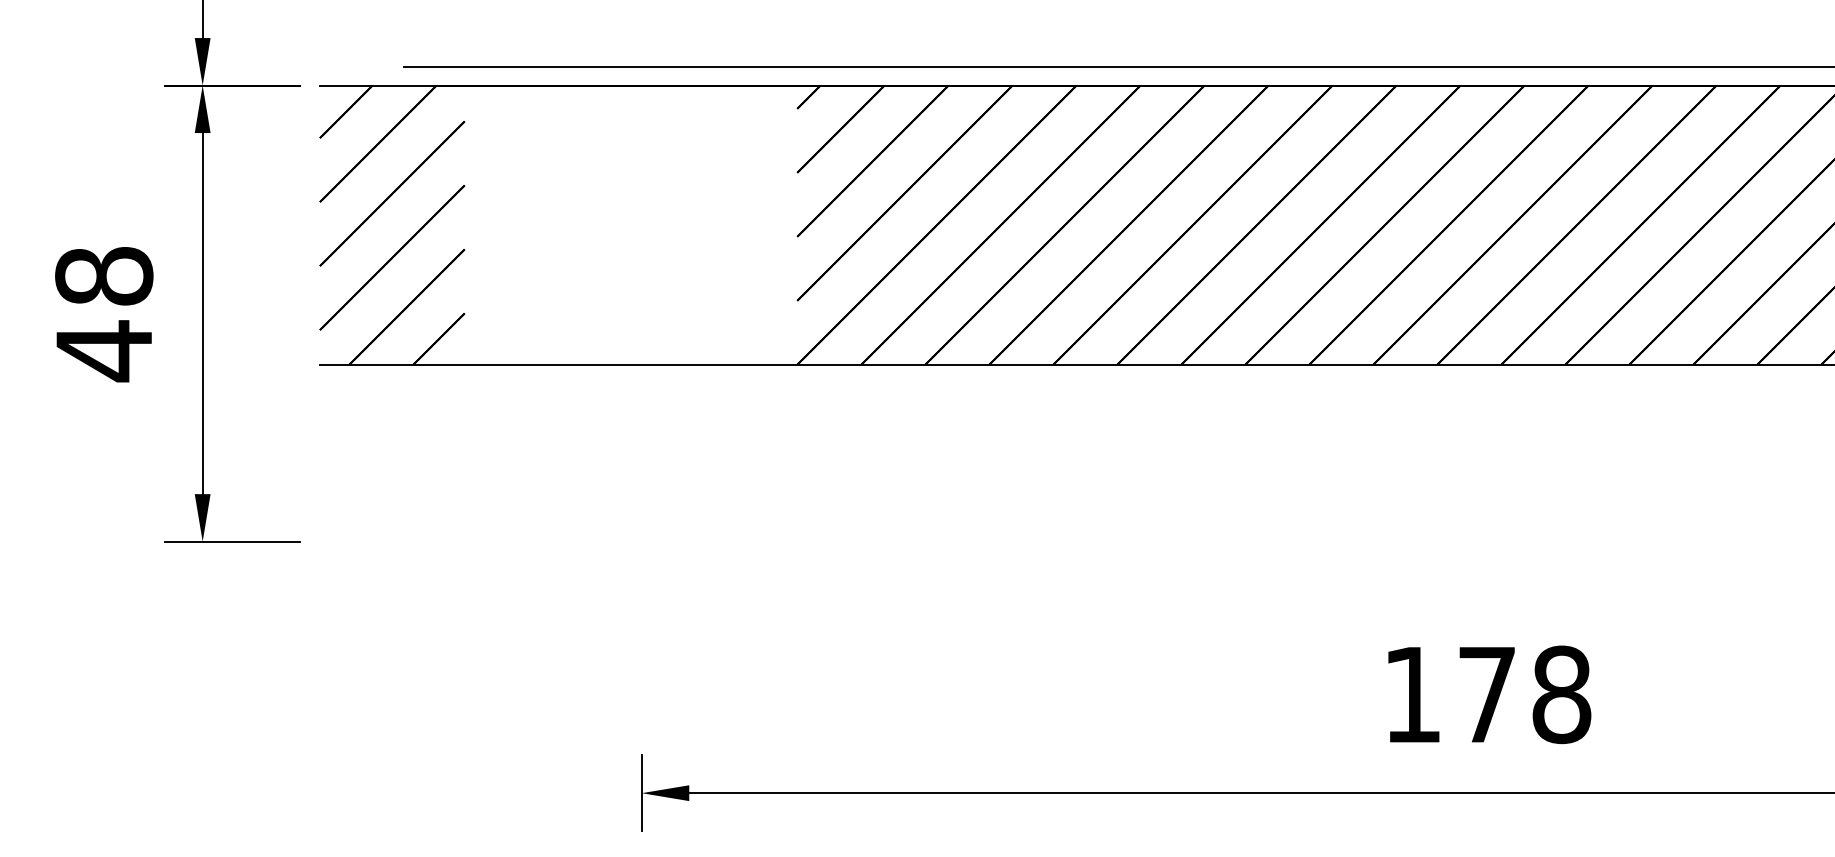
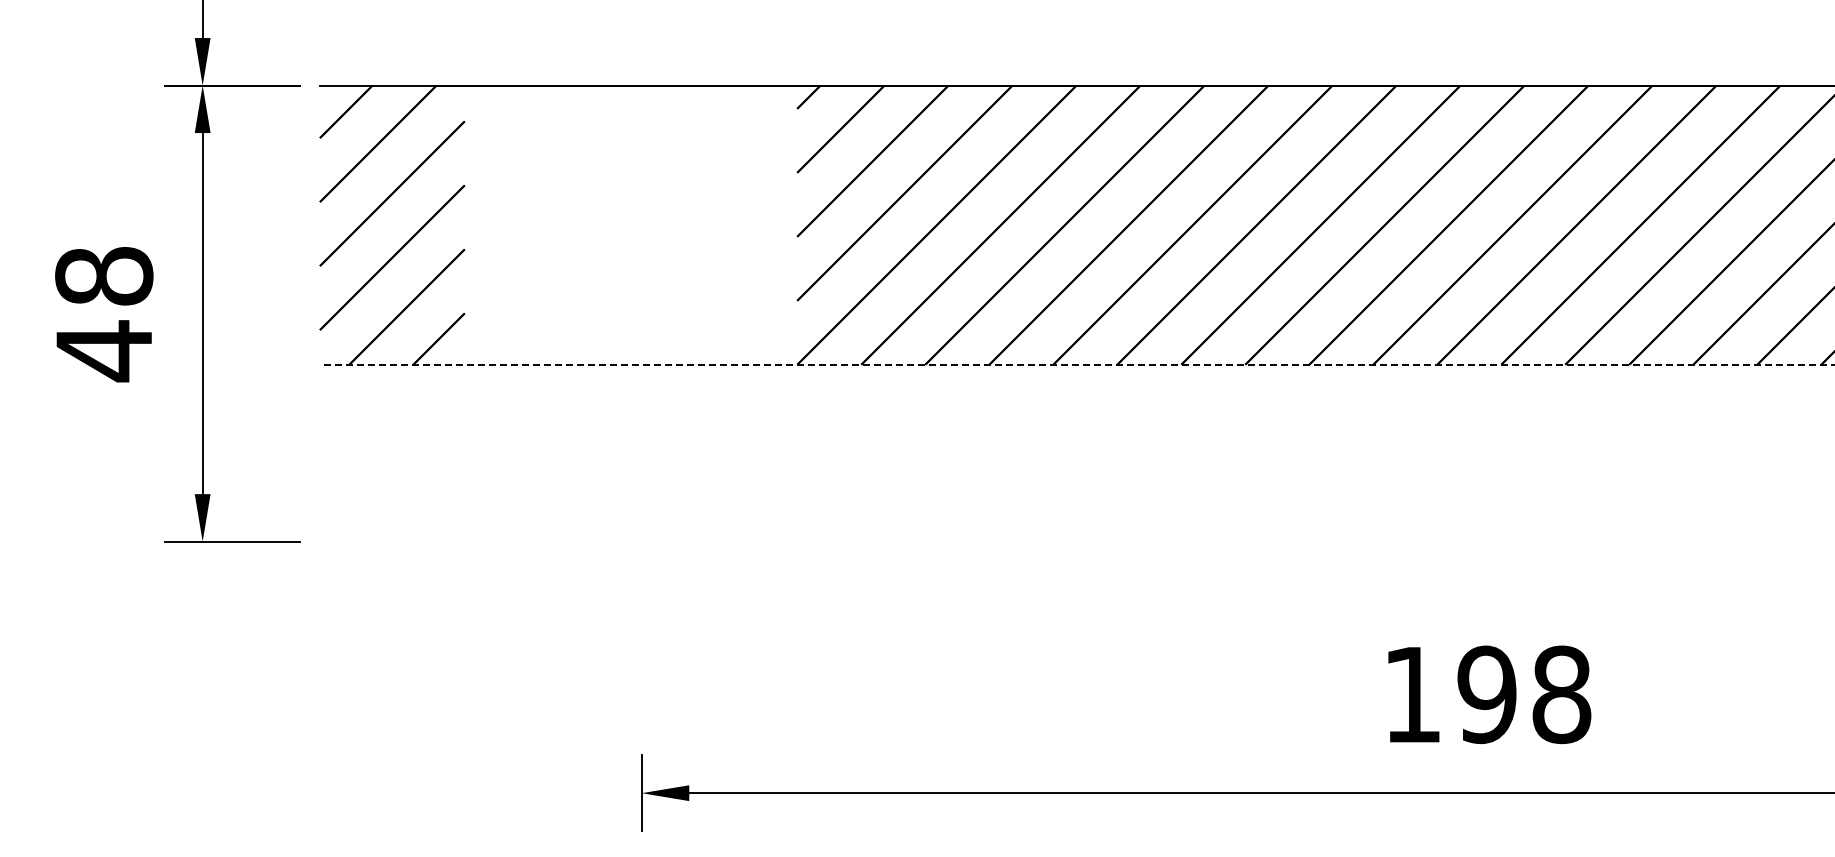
line: present -> none (1117, 66)
line: solid -> dashed (1076, 364)
text: 178 -> 198 (1486, 694)
